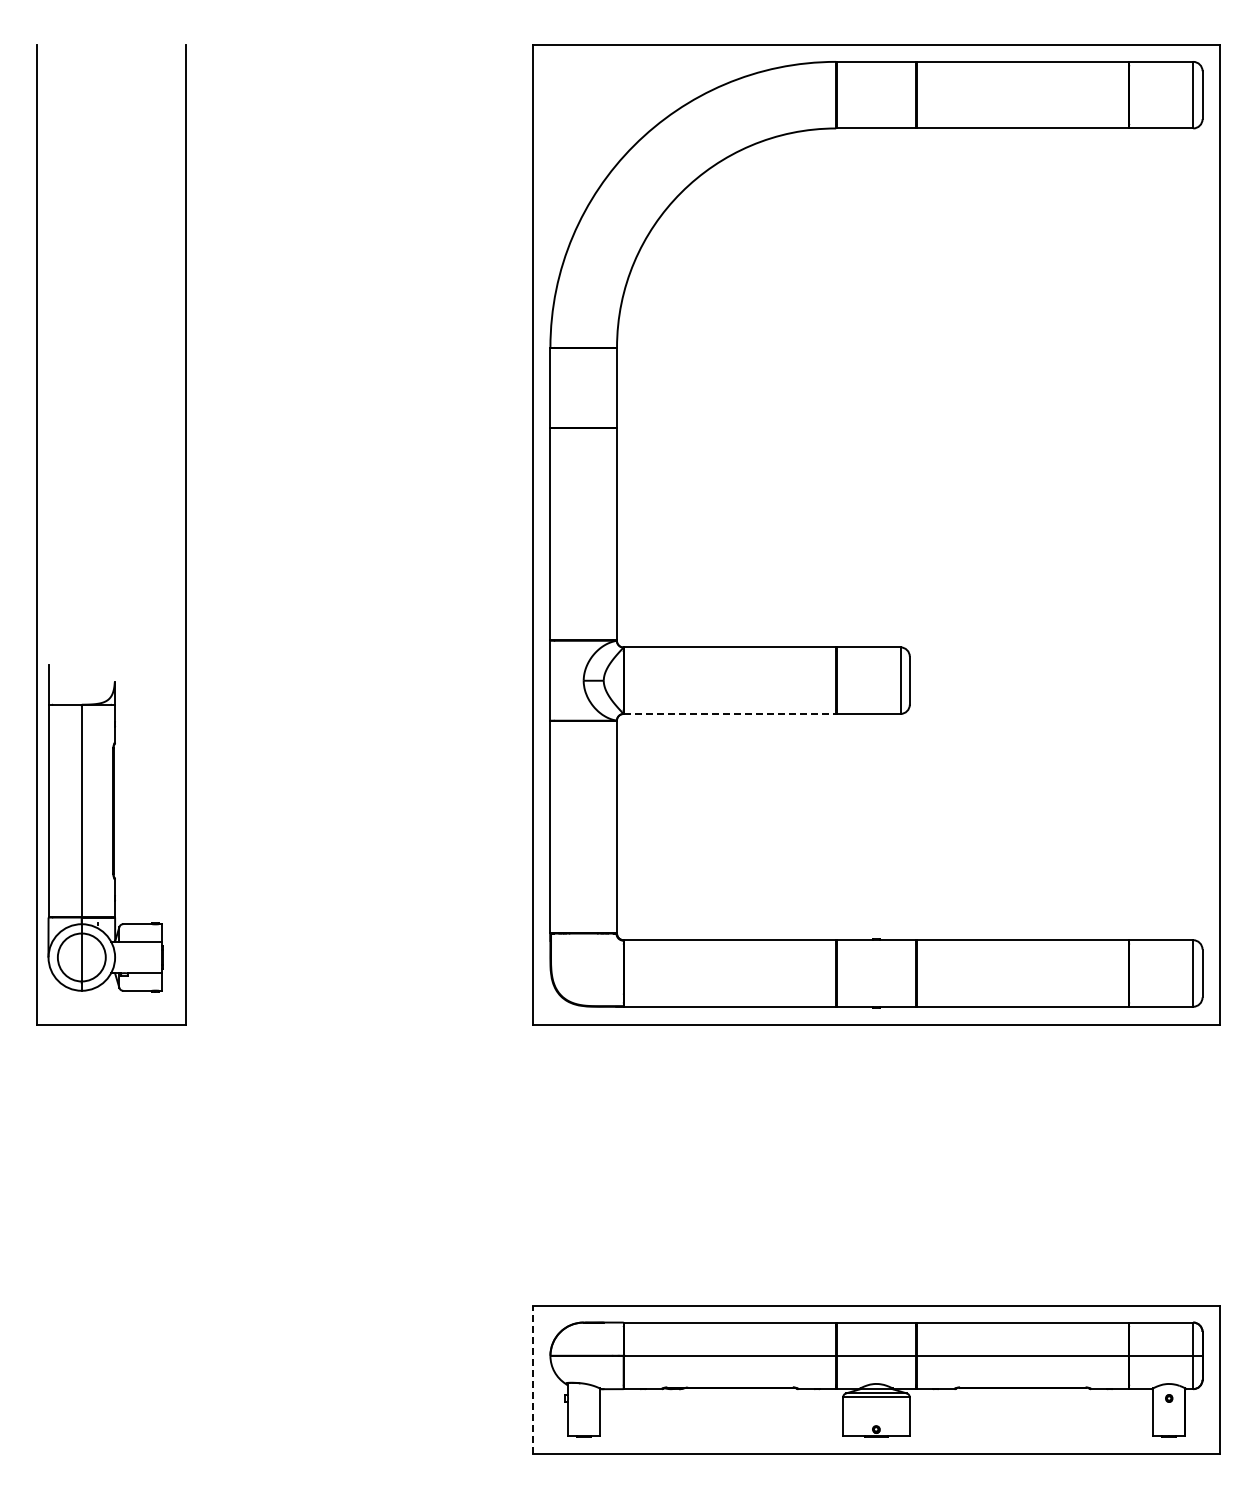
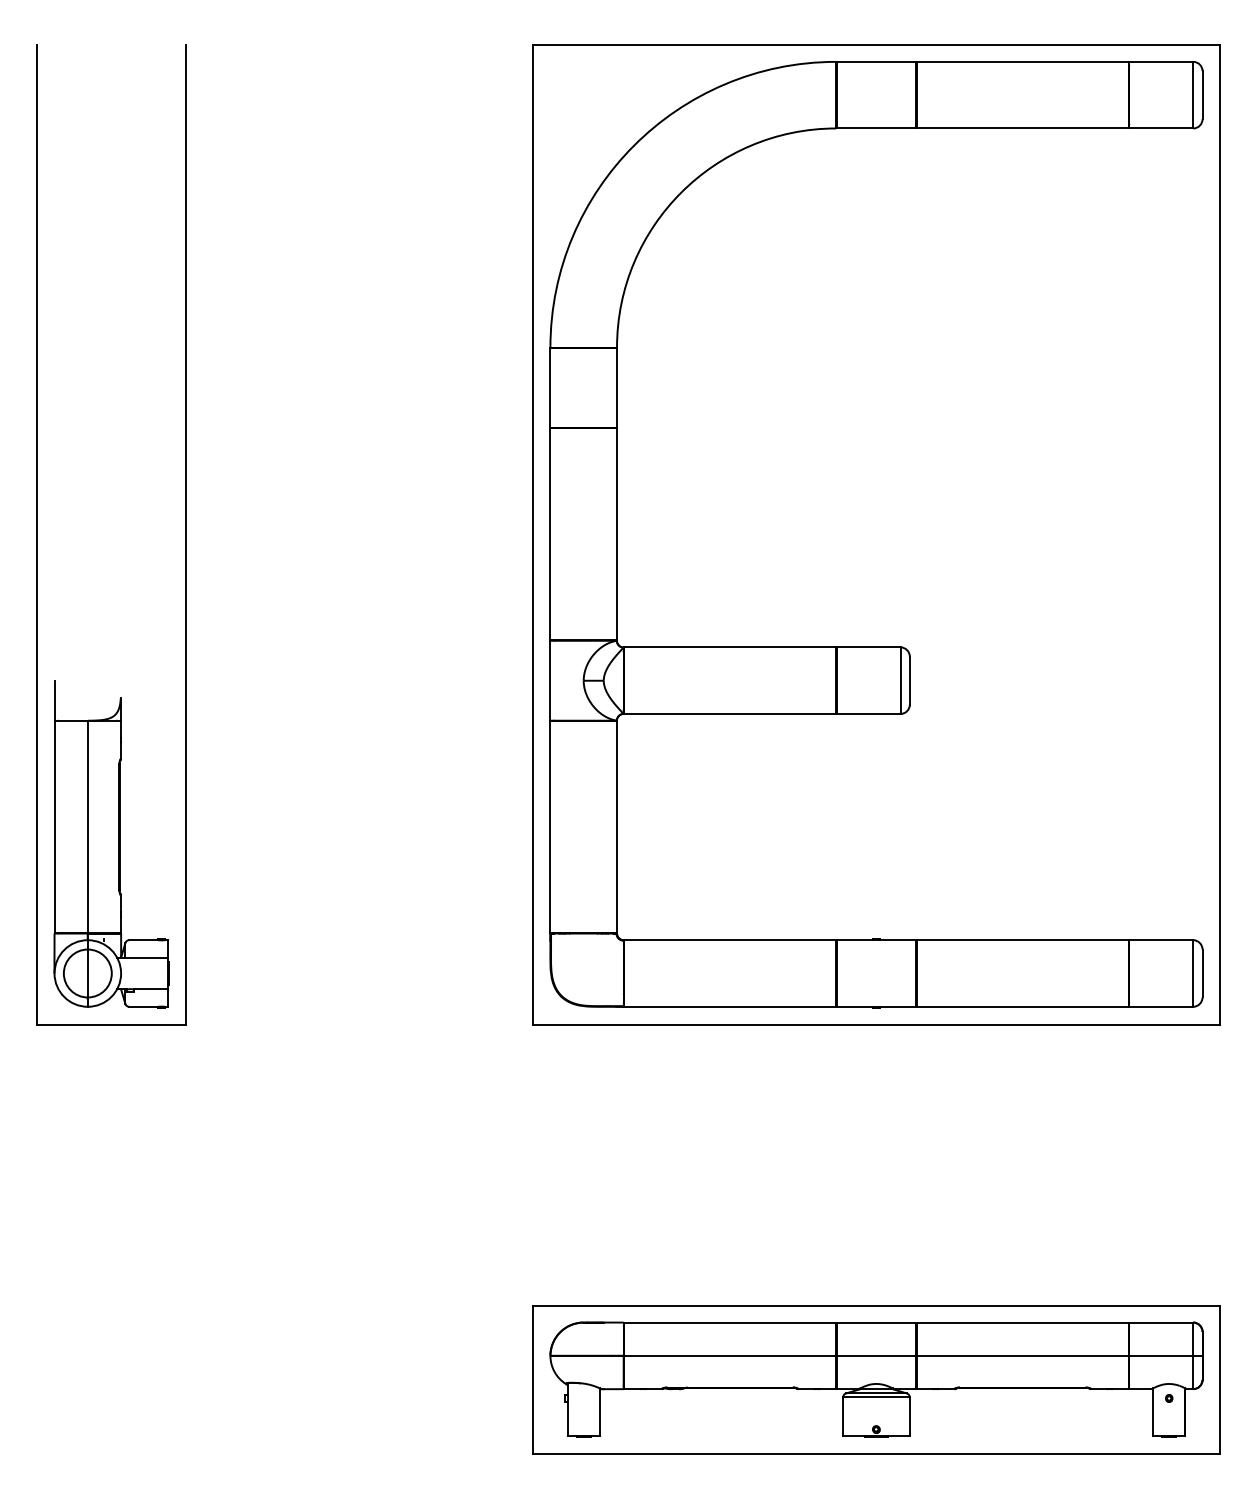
line: dashed -> solid (730, 713)
part position: (105, 828) -> (111, 844) (111, 844)
line: dashed -> solid (533, 1379)
